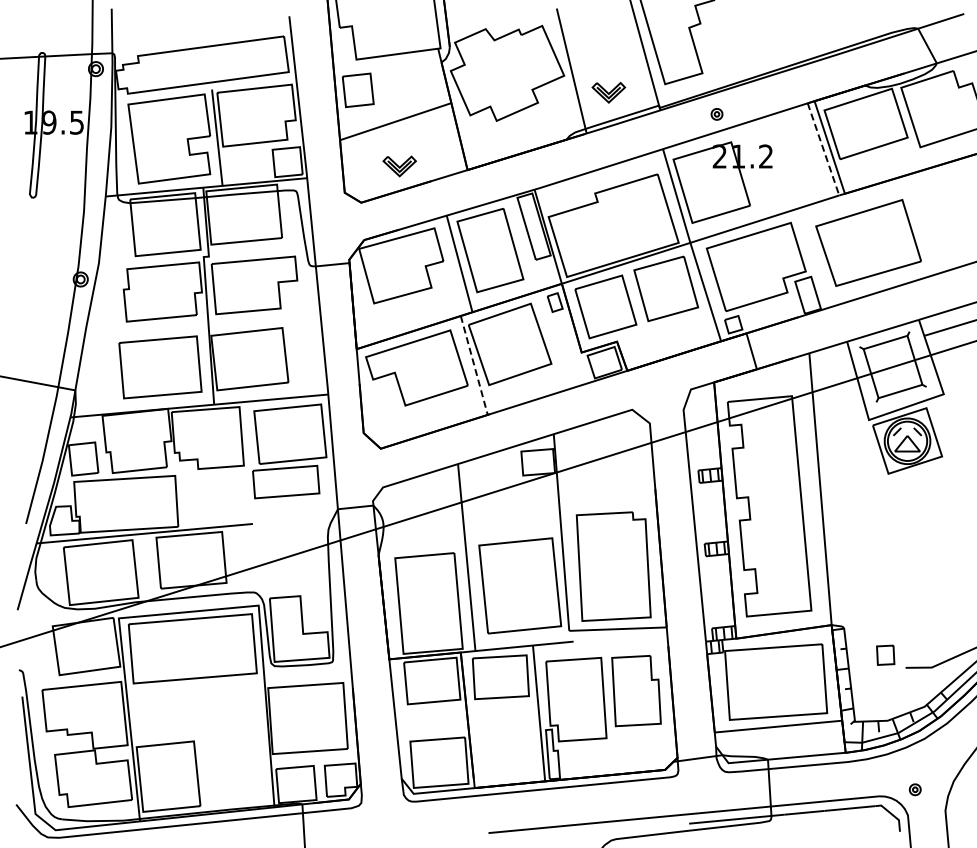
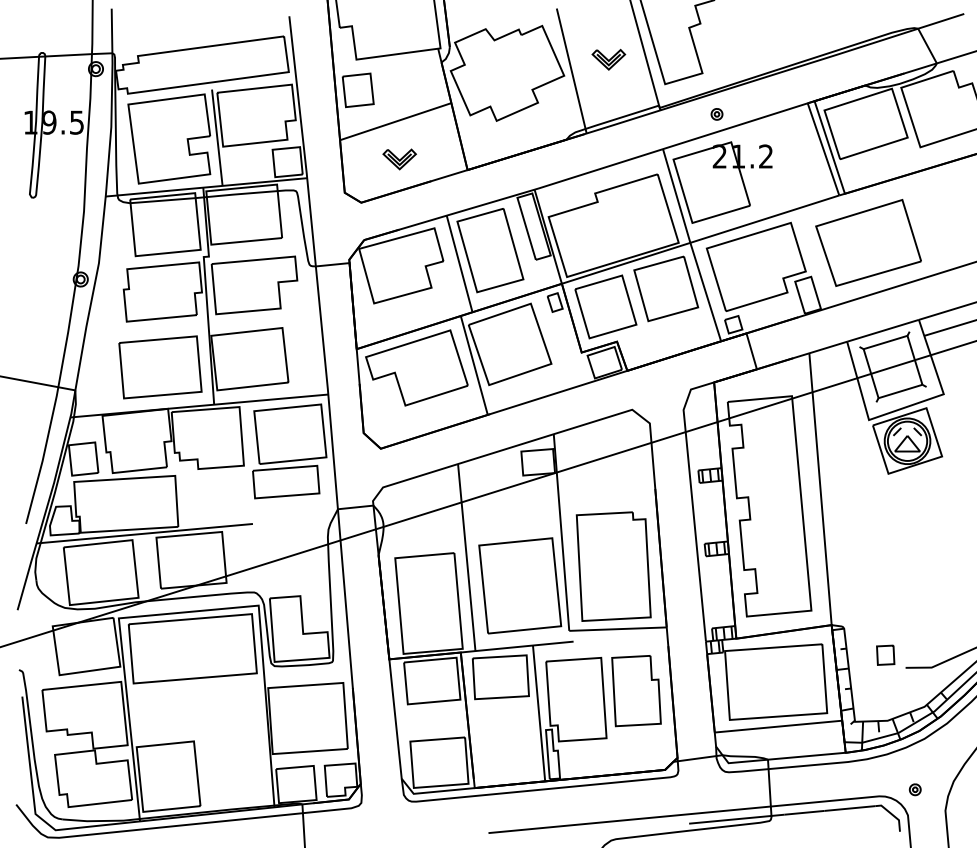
part position: (608, 92) -> (608, 59) (608, 59)
line: dashed -> solid (823, 149)
part position: (399, 166) -> (399, 159) (399, 159)
line: dashed -> solid (474, 365)
